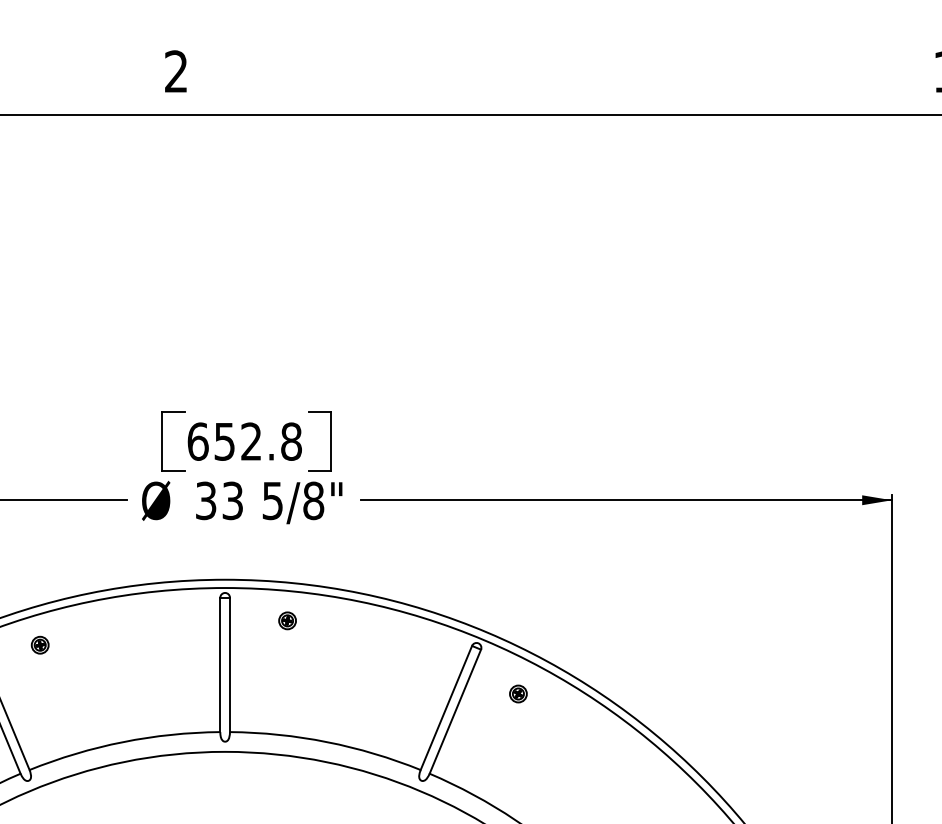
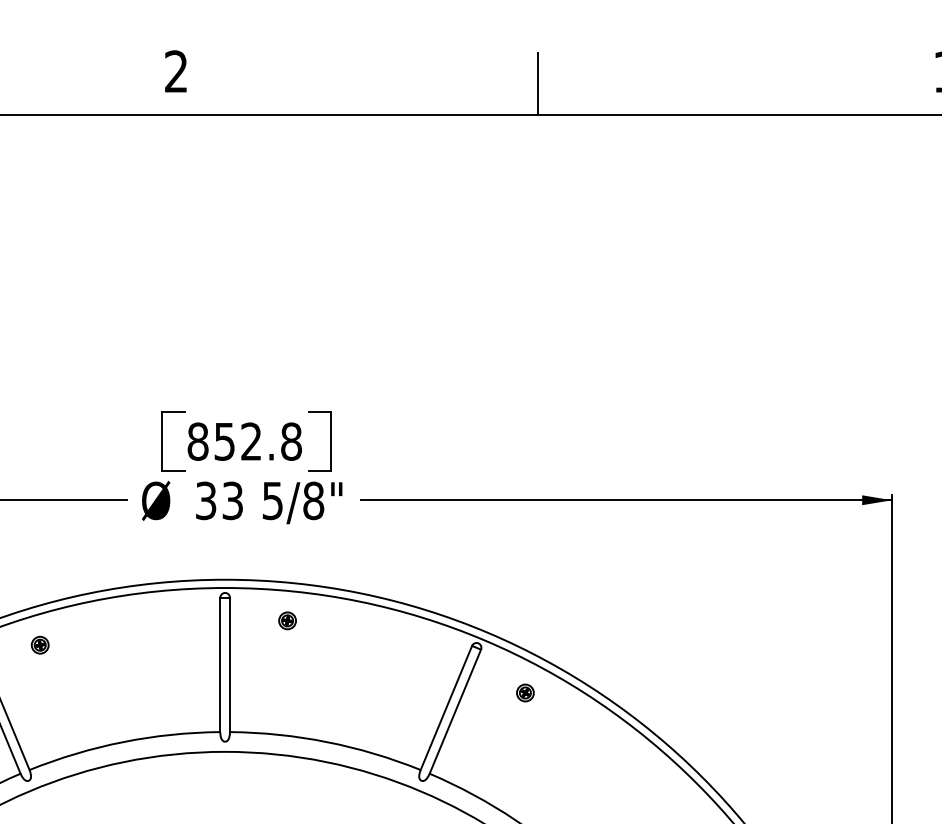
line: none -> present (538, 83)
text: 652.8 -> 852.8 (197, 441)
part position: (518, 693) -> (525, 692) (525, 692)
